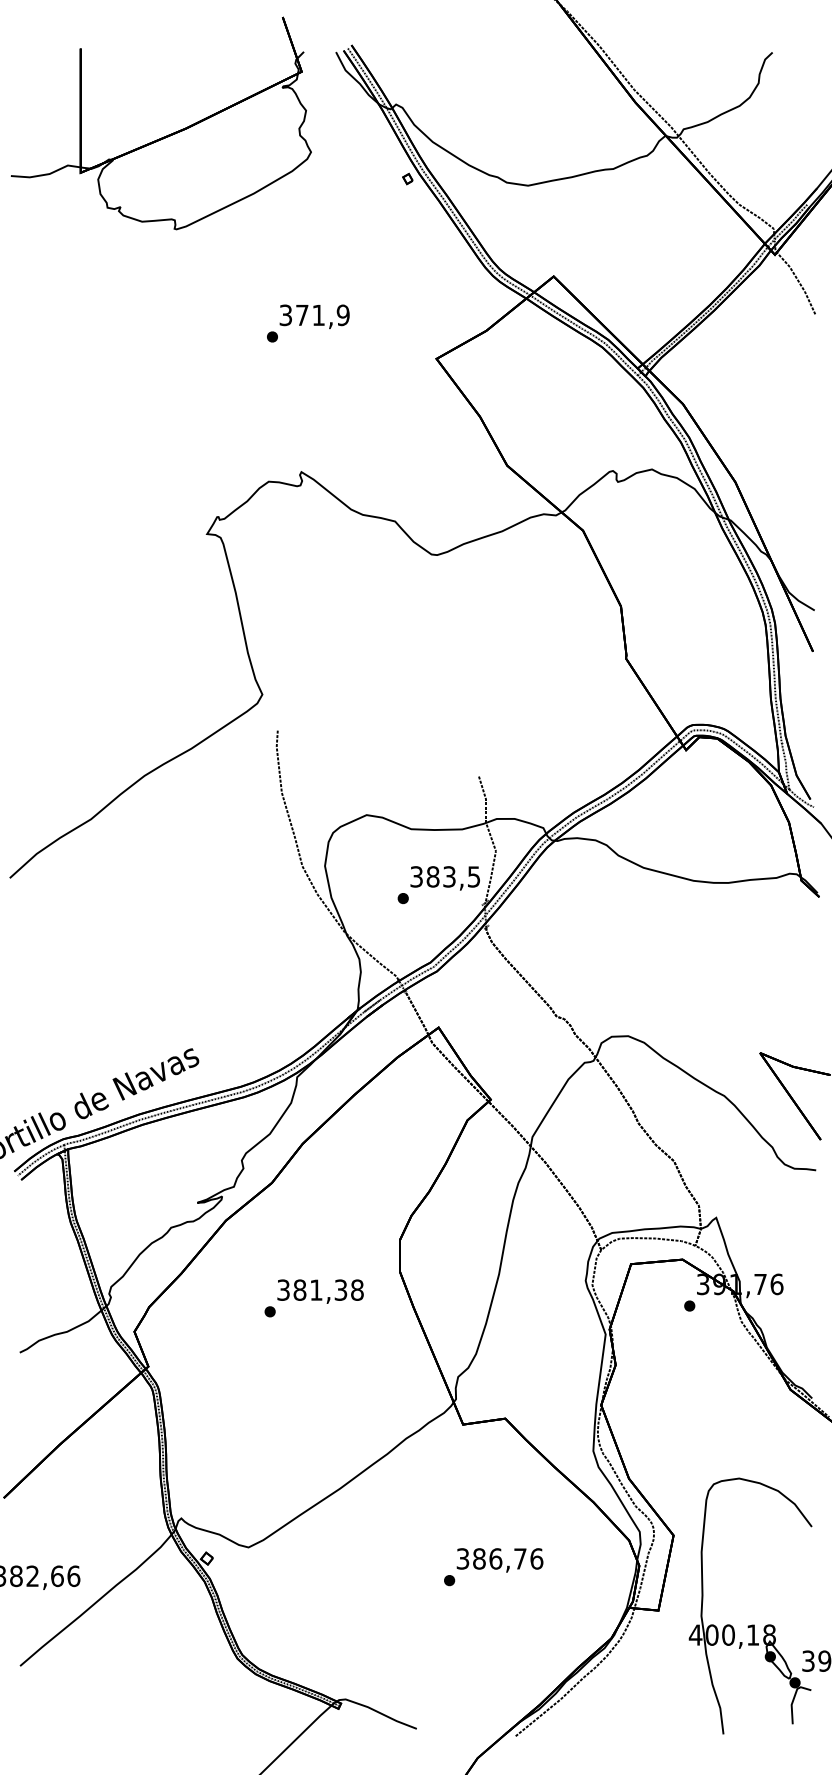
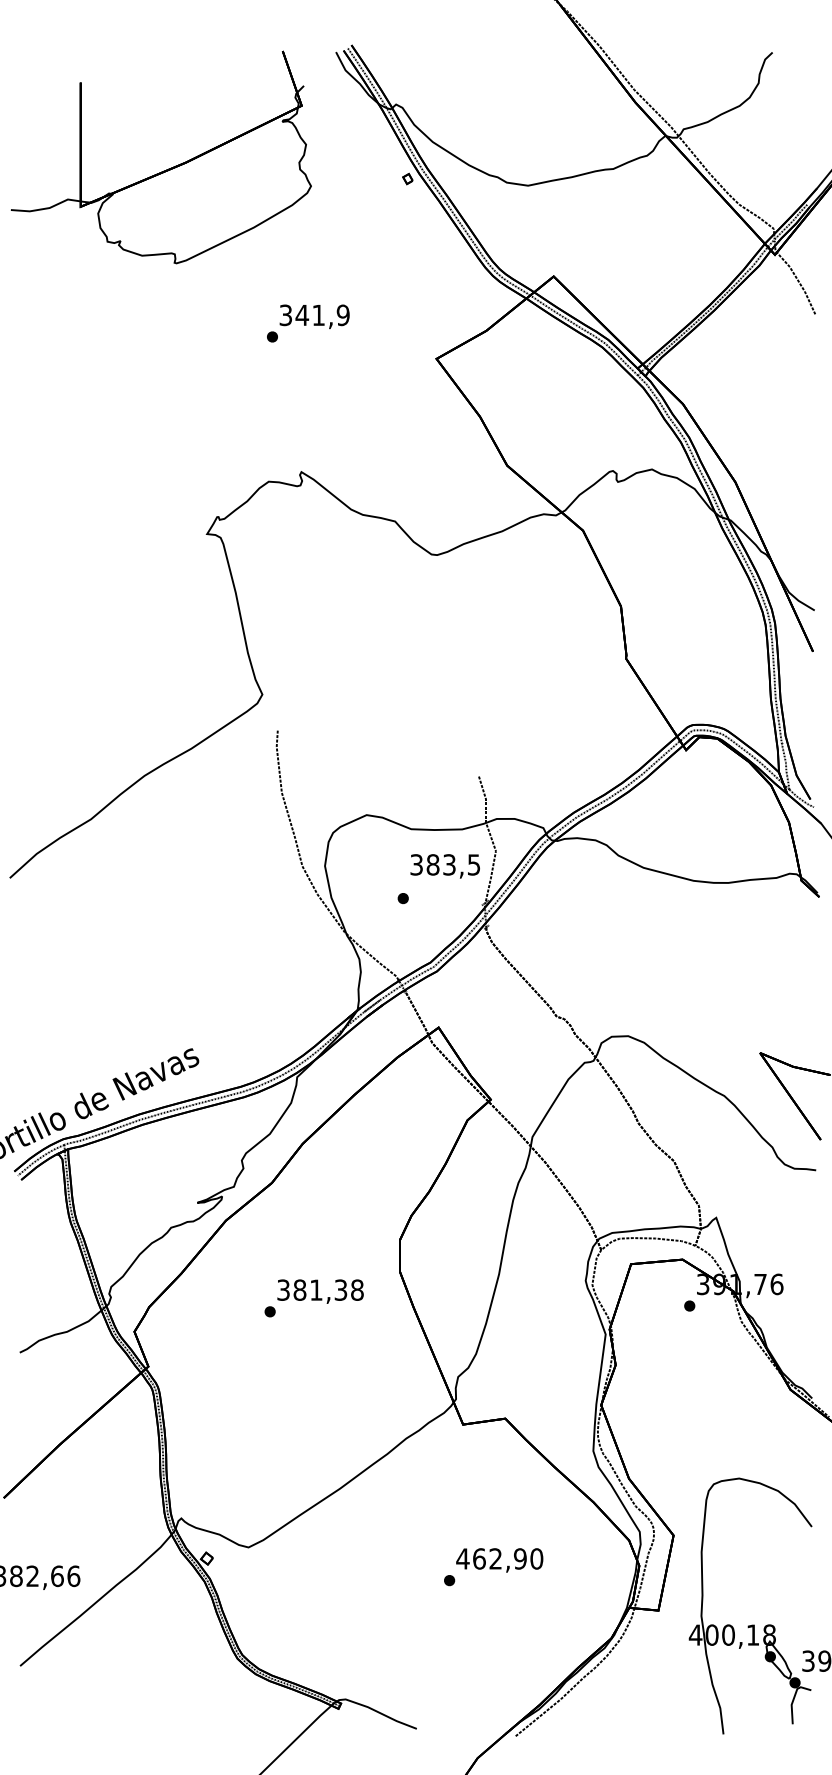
part position: (163, 136) -> (163, 170) (163, 170)
text: 371,9 -> 341,9 (302, 314)
text position: (444, 878) -> (444, 866) (444, 866)
text: 386,76 -> 462,90 (499, 1558)
